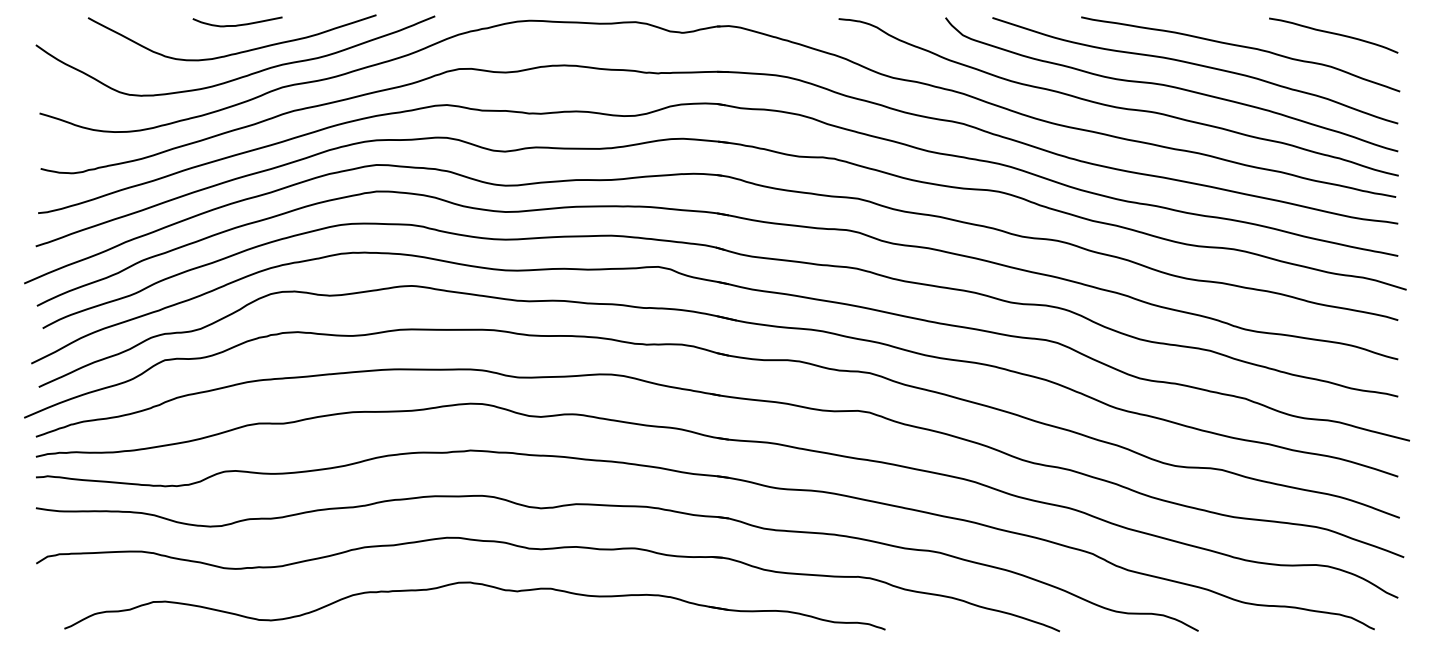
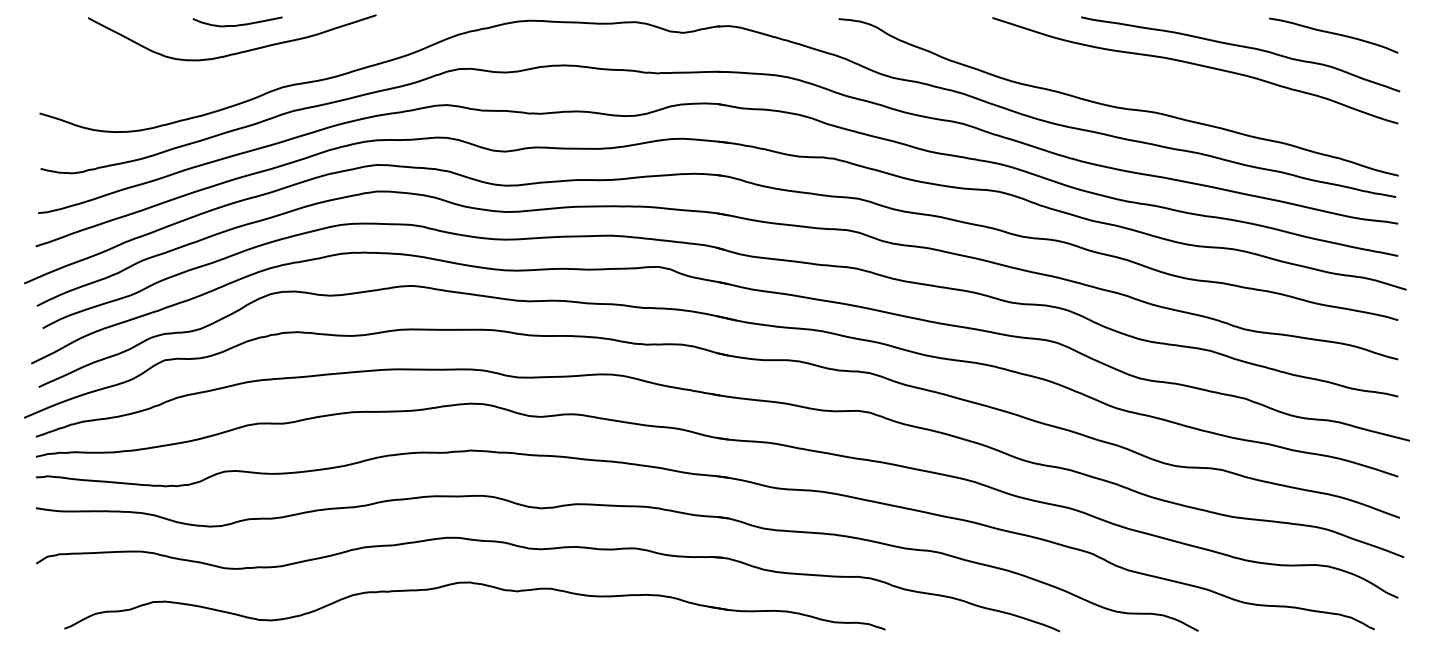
curve: present -> none (240, 76)
curve: present -> none (1171, 85)
